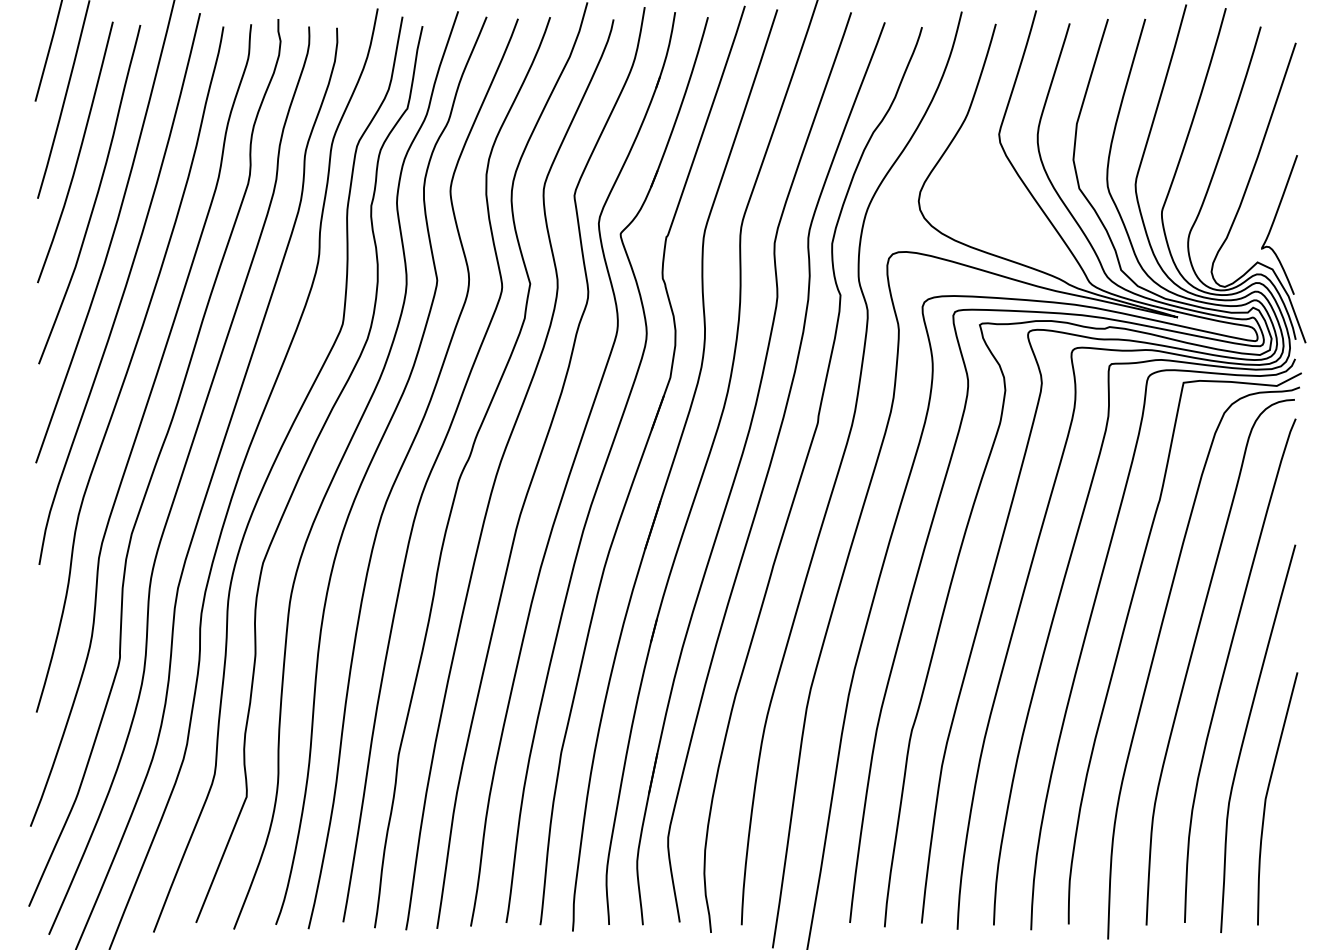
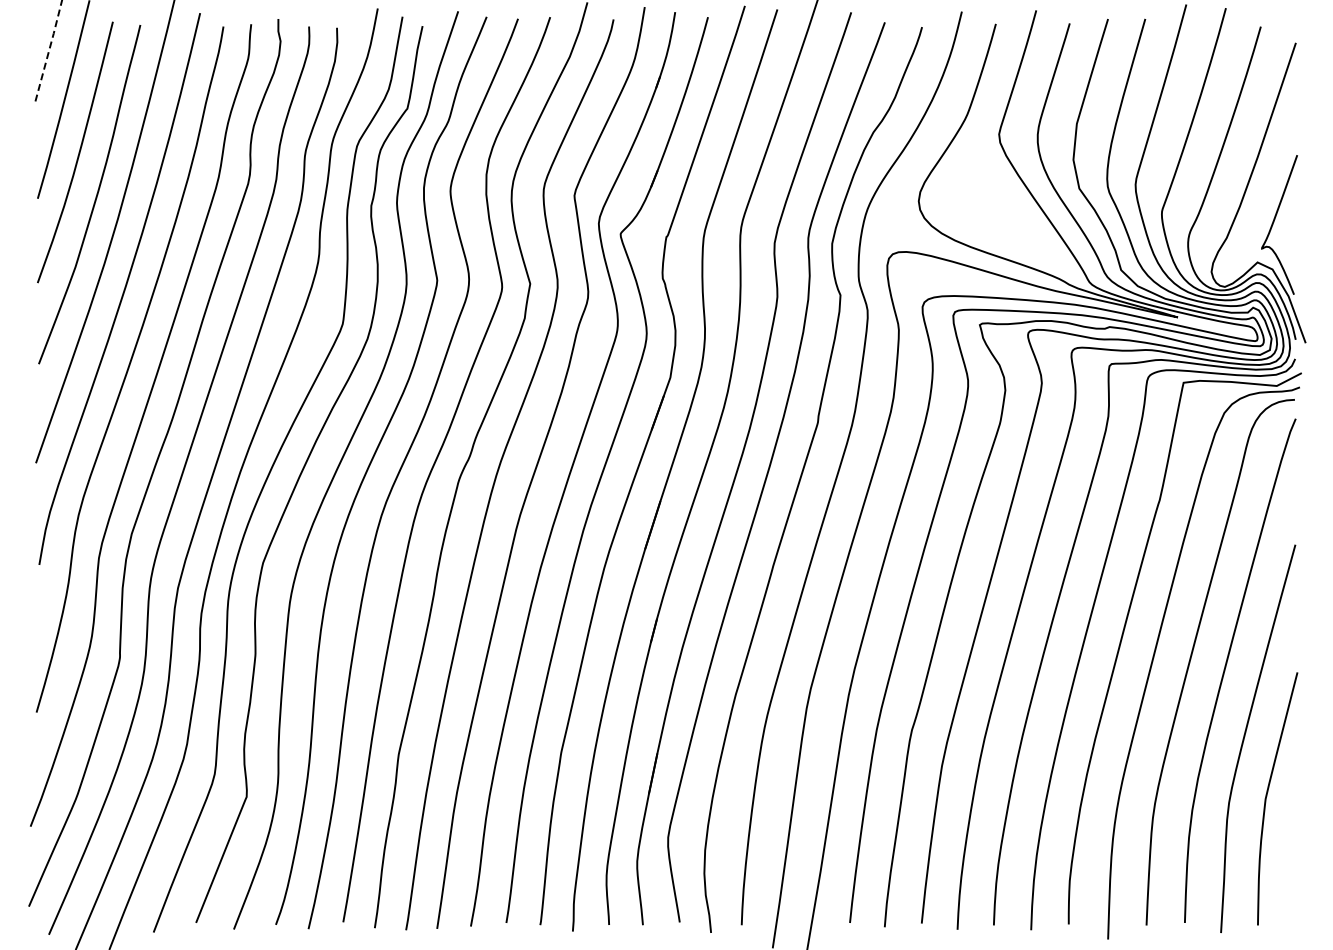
line: solid -> dashed (49, 50)
